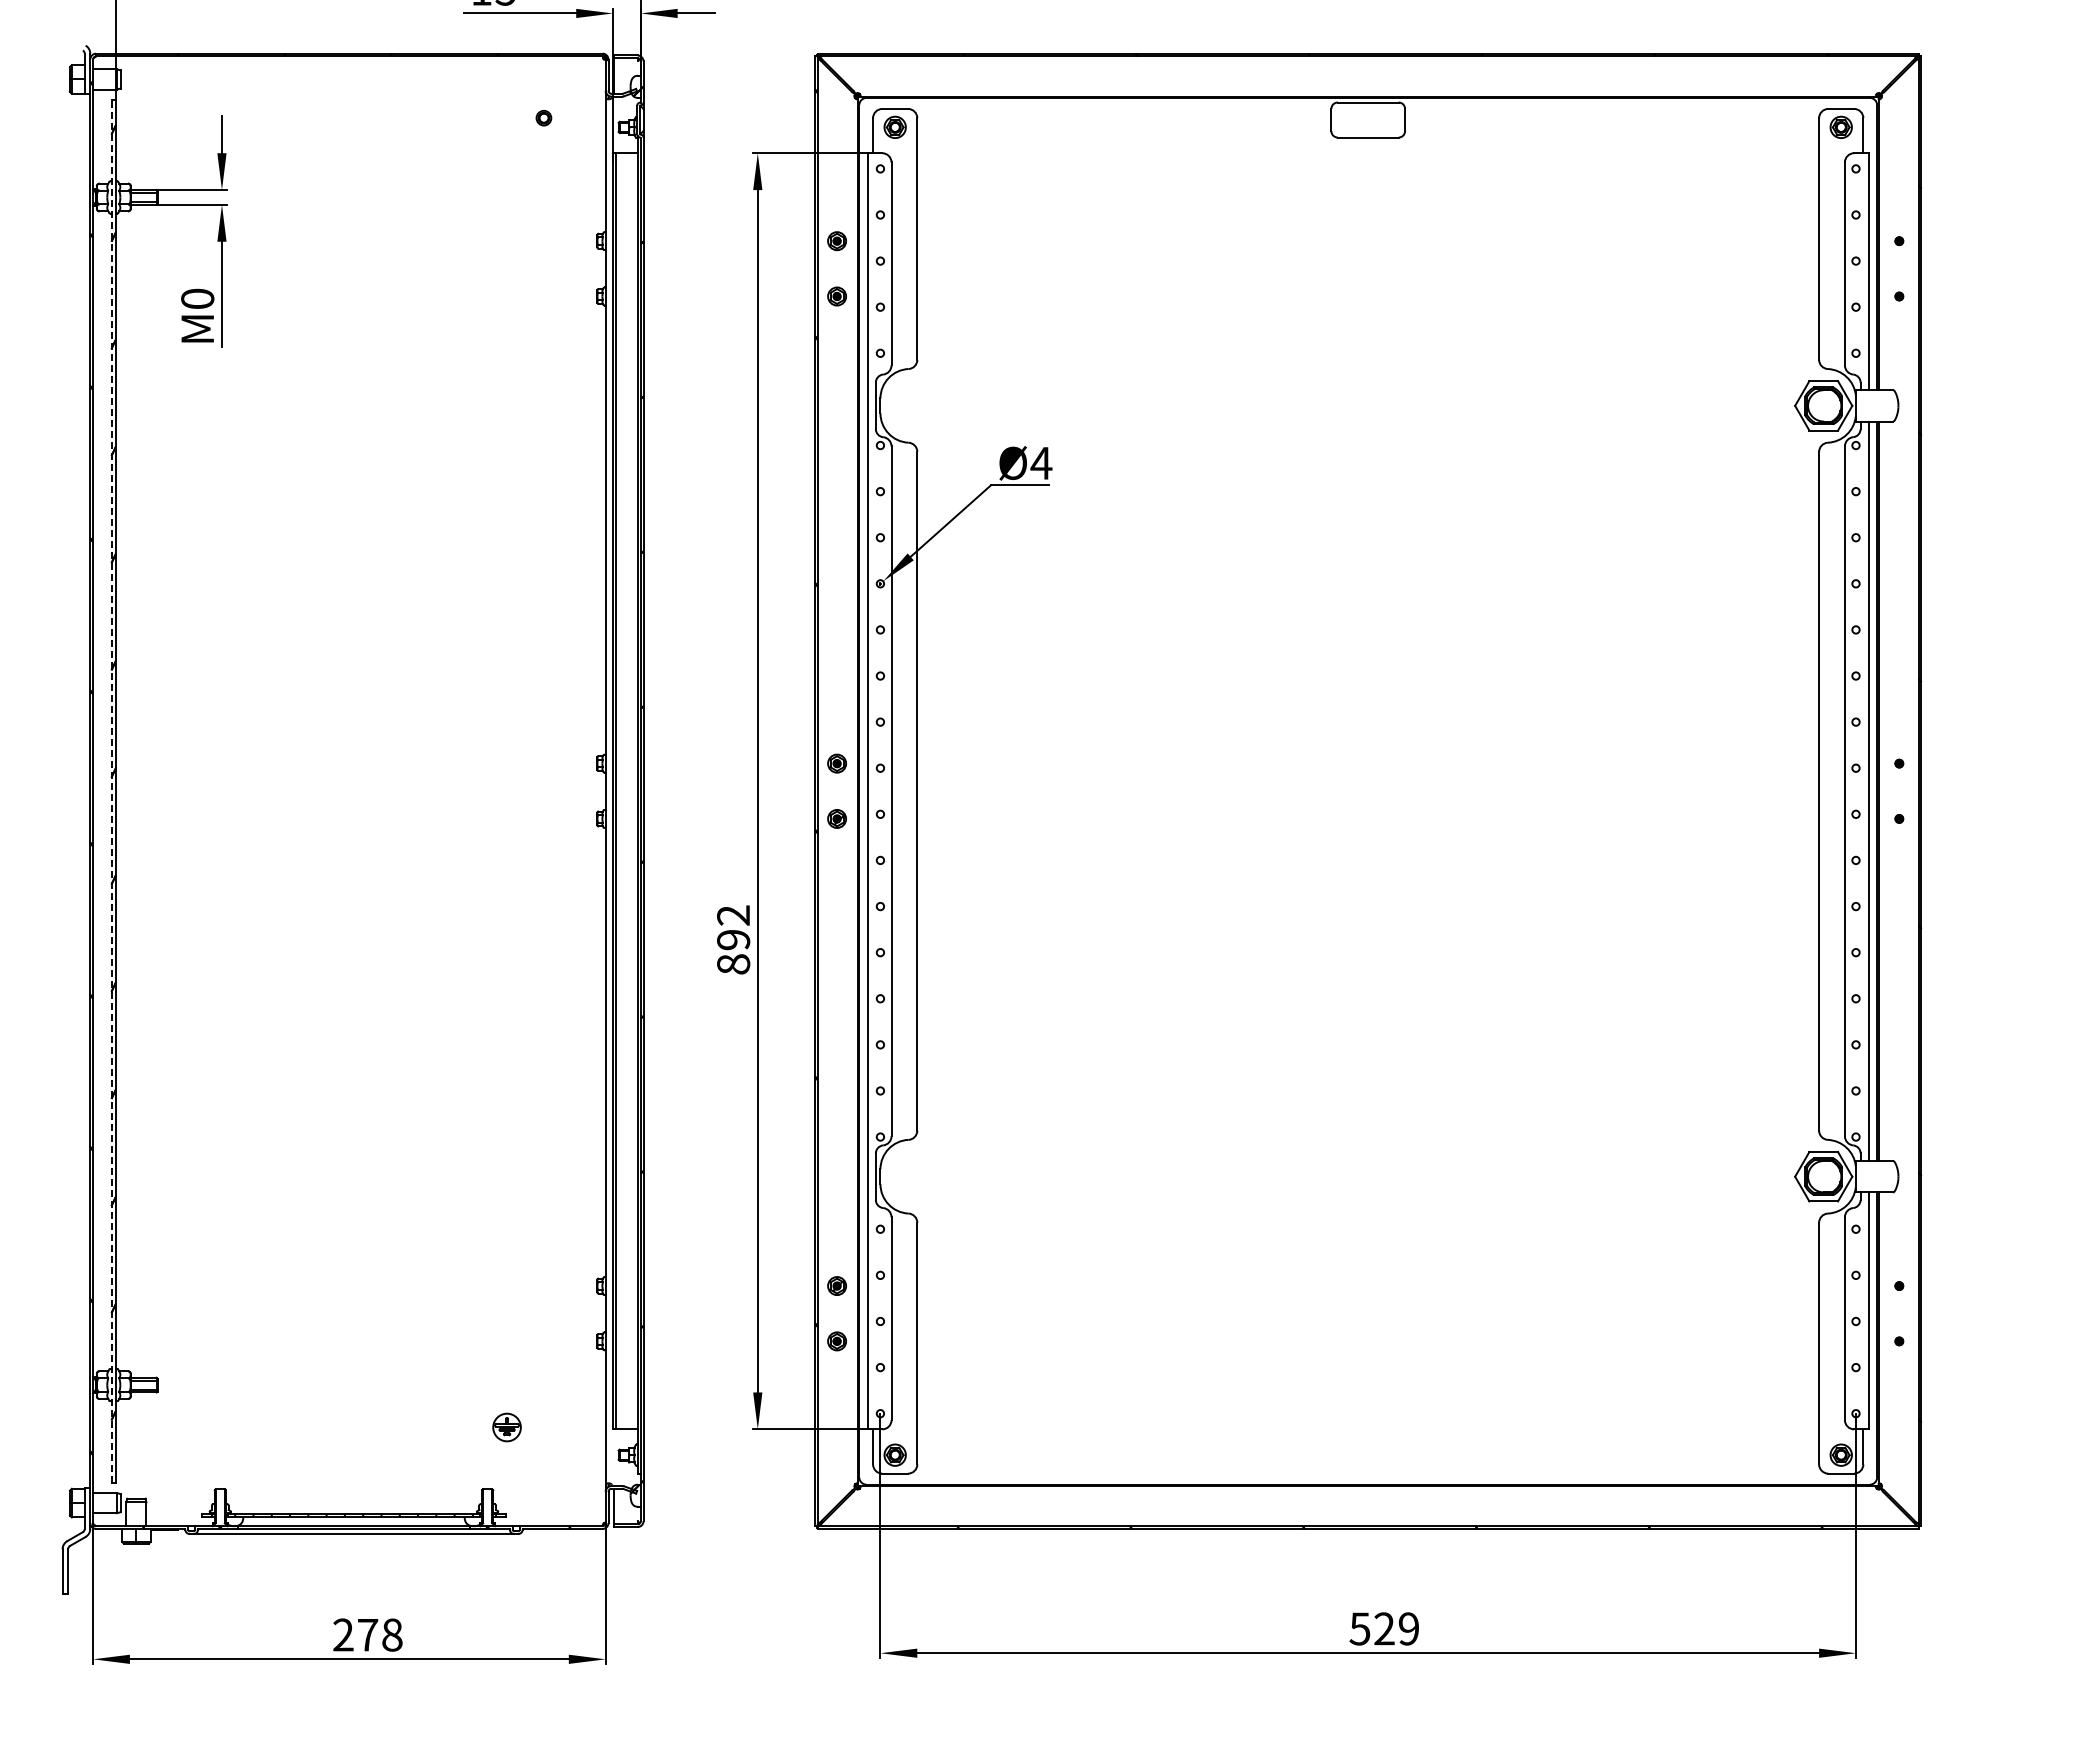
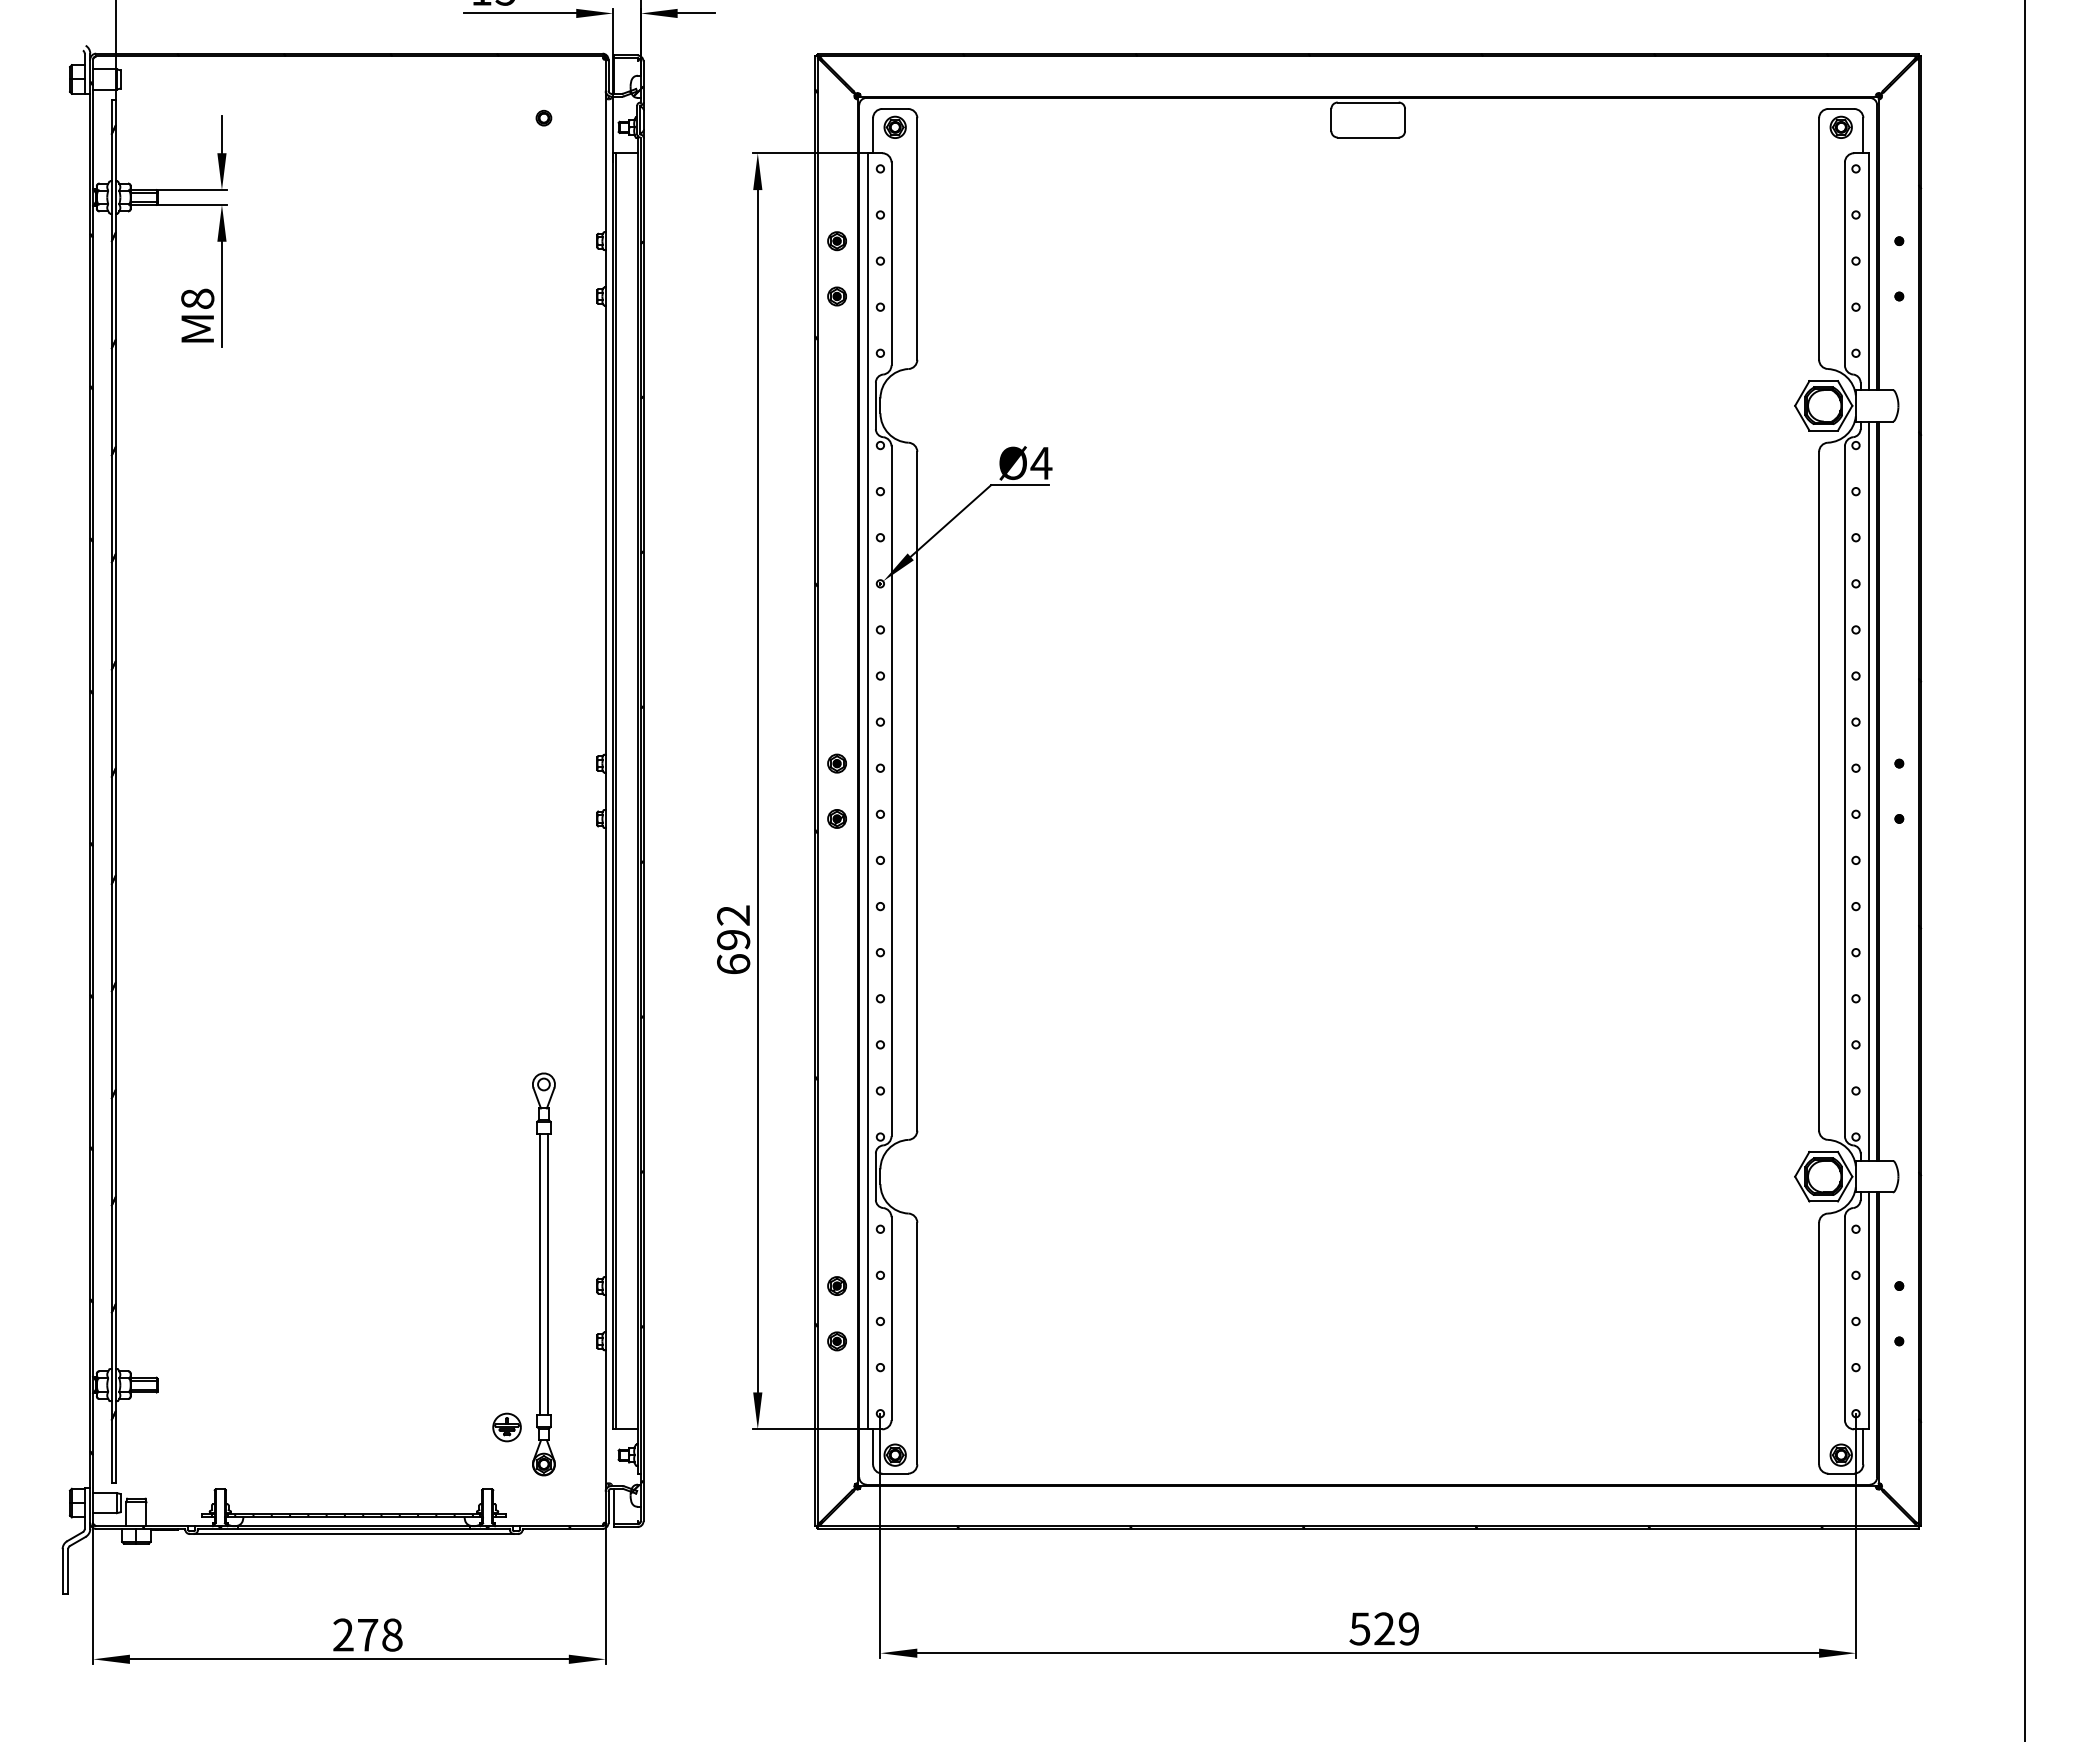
text: 0 -> 8 (197, 298)
line: dashed -> solid (111, 791)
line: none -> present (2025, 870)
text: 892 -> 692 (733, 964)
part: none -> present (543, 1274)
